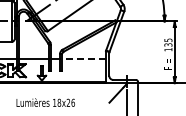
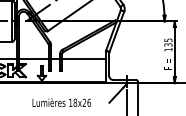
line: dashed -> solid (84, 59)
text position: (45, 102) -> (61, 102) (61, 102)
